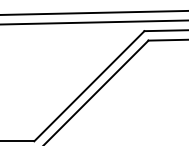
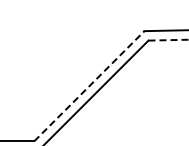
line: present -> none (93, 12)
line: present -> none (93, 22)
line: solid -> dashed (168, 40)
line: solid -> dashed (89, 86)
